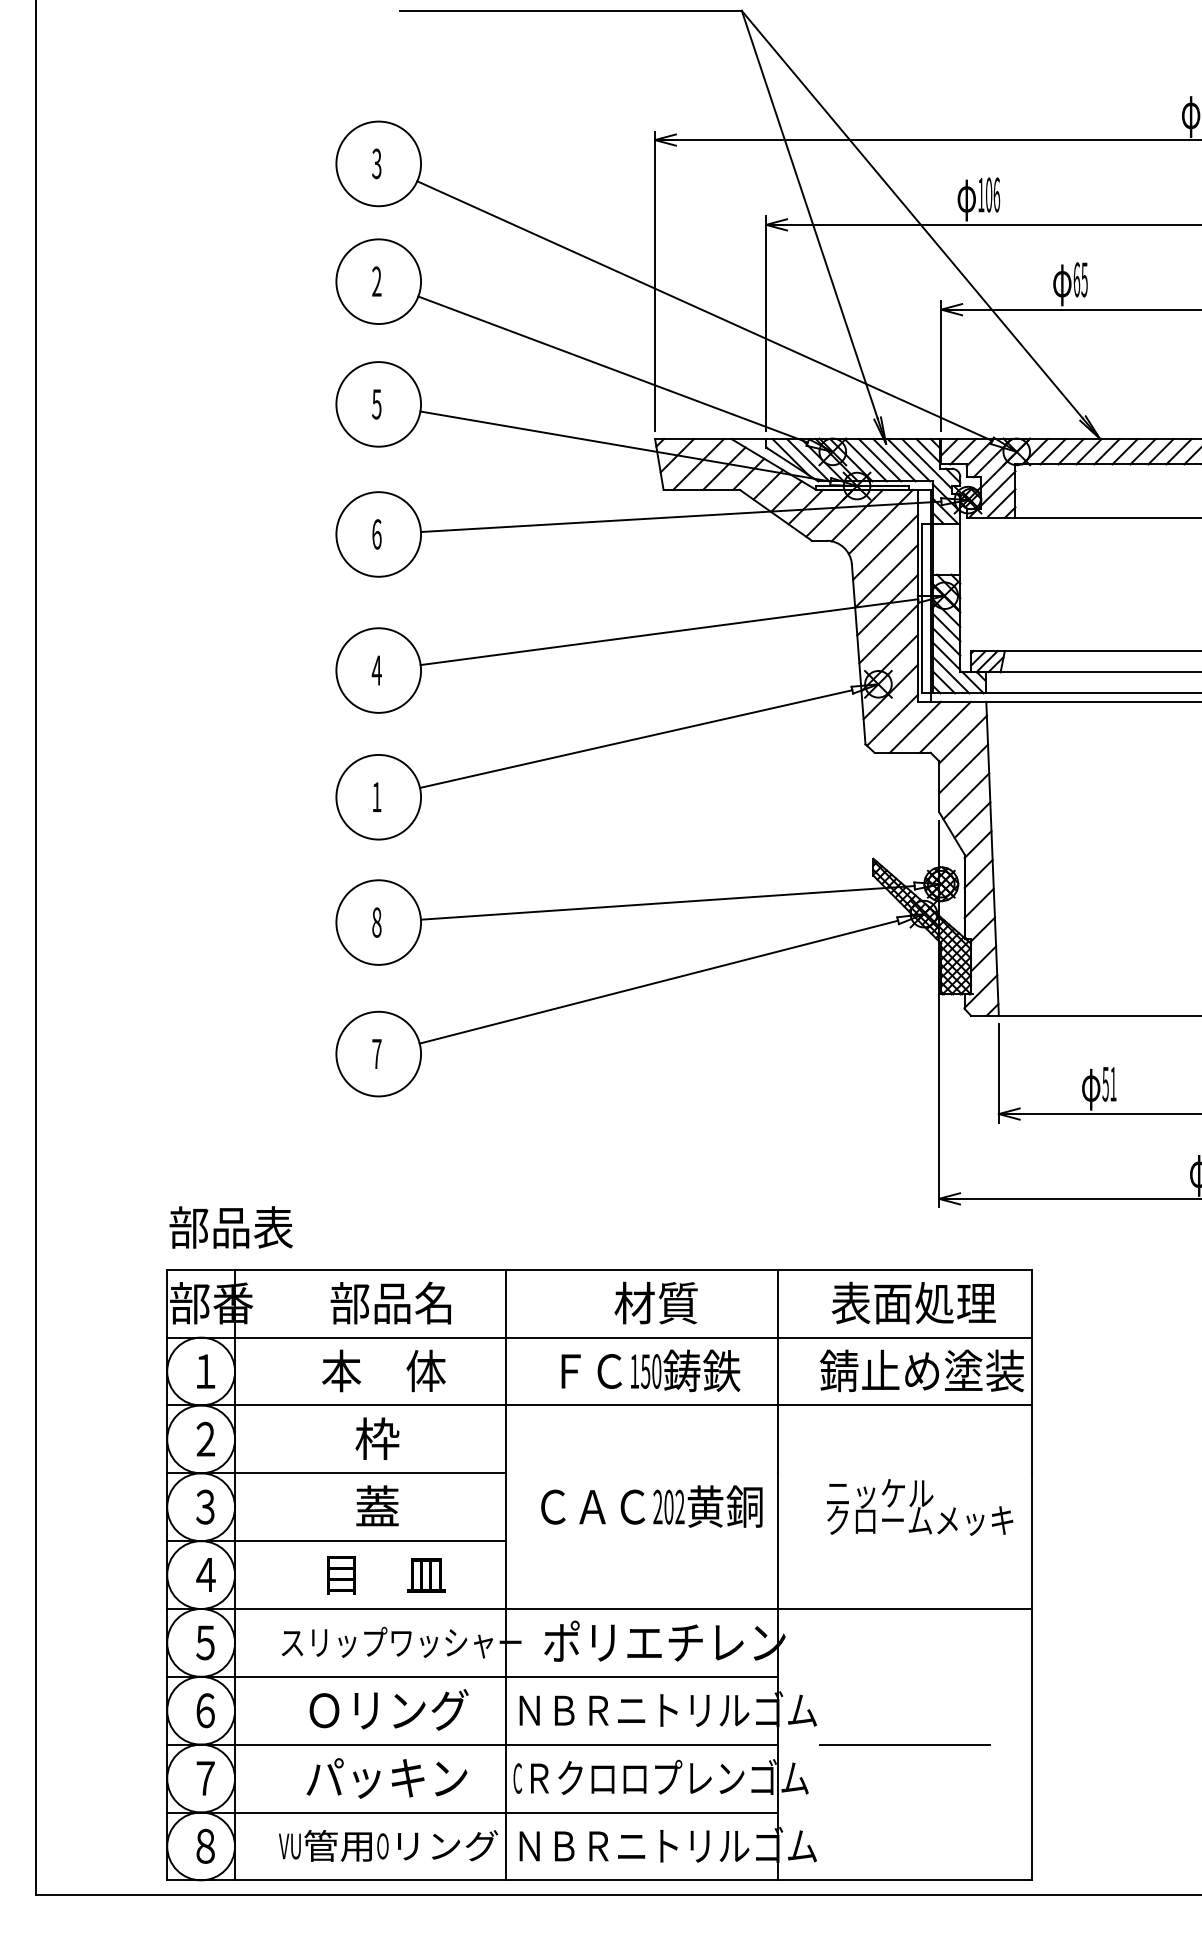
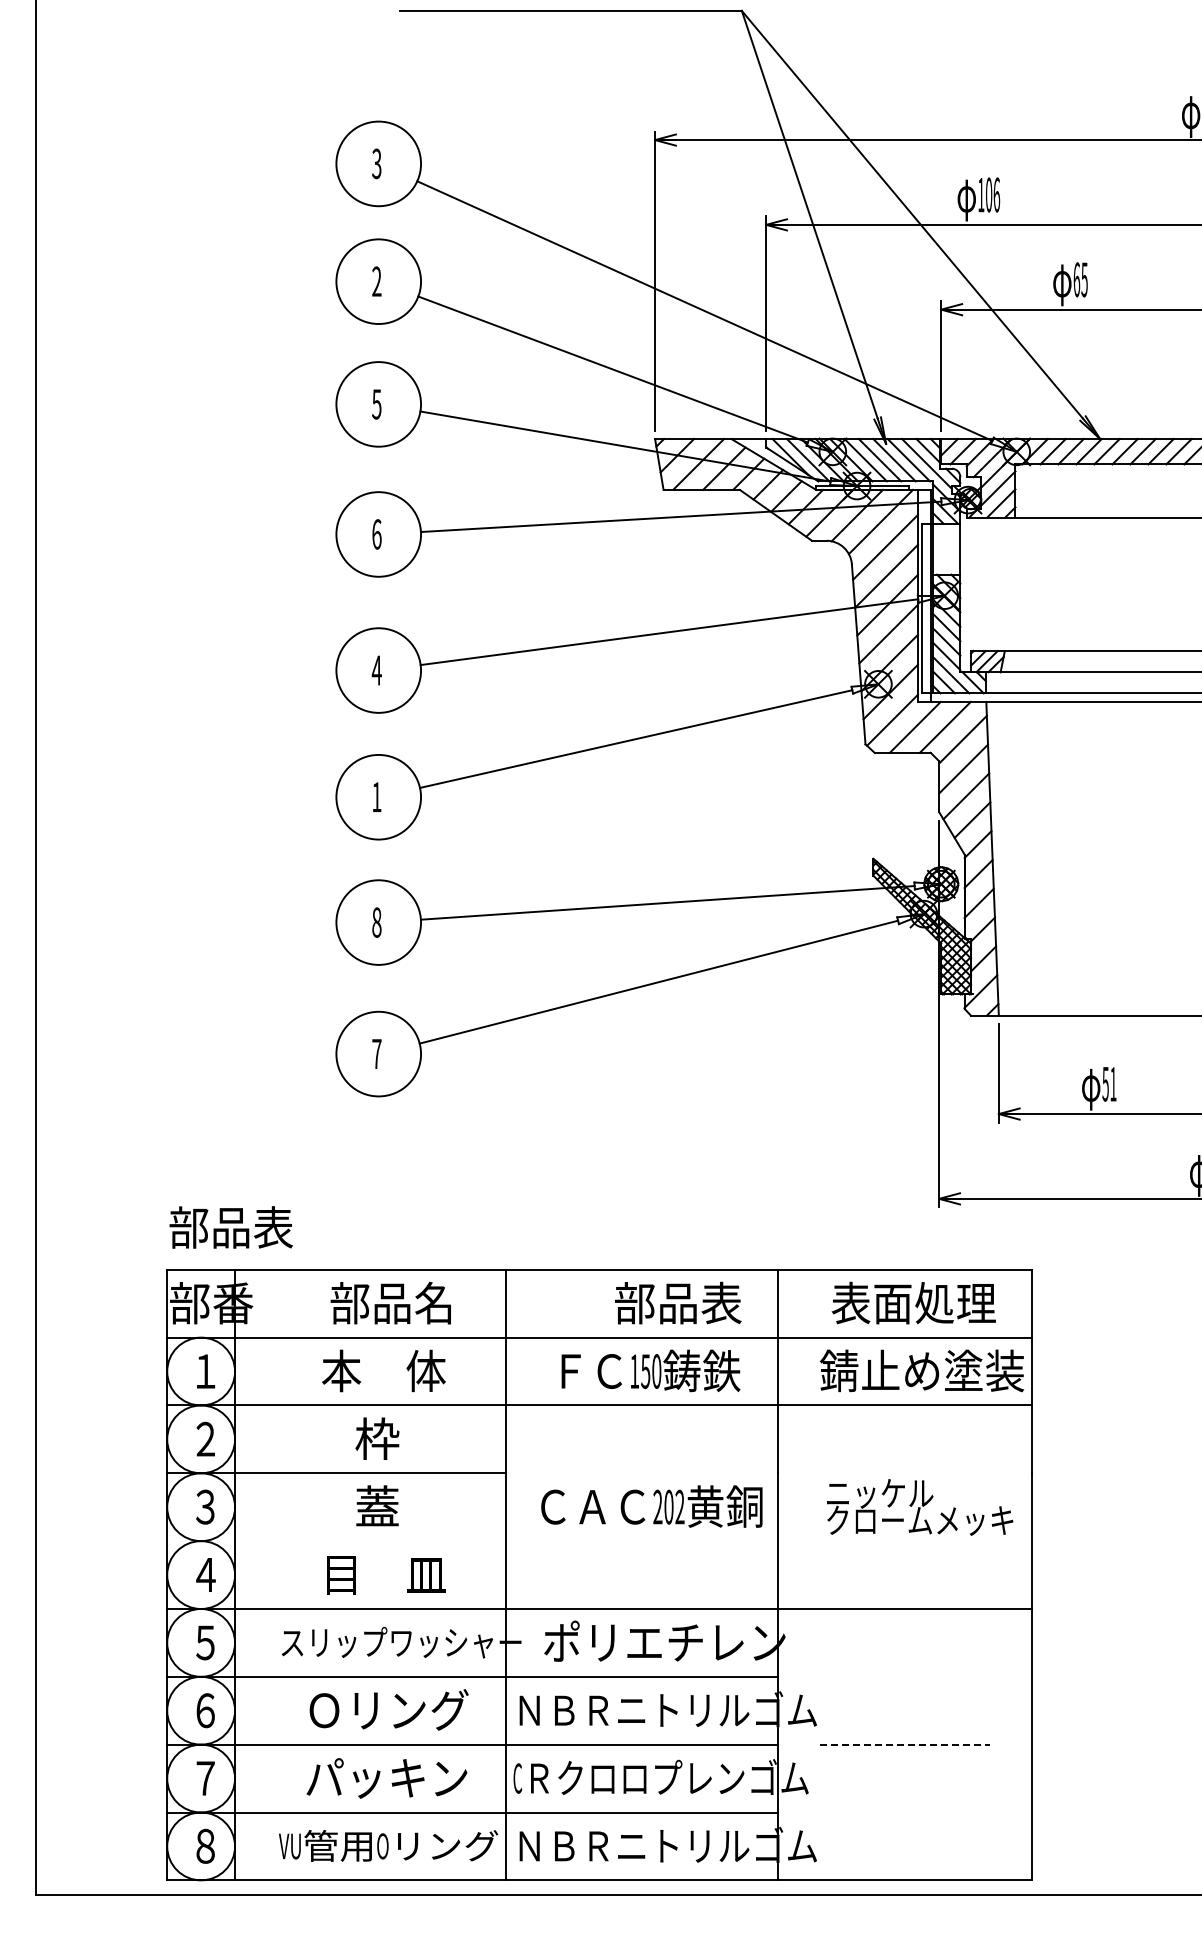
text: 材質 -> 部品表 (677, 1302)
line: present -> none (336, 1541)
line: solid -> dashed (904, 1744)
